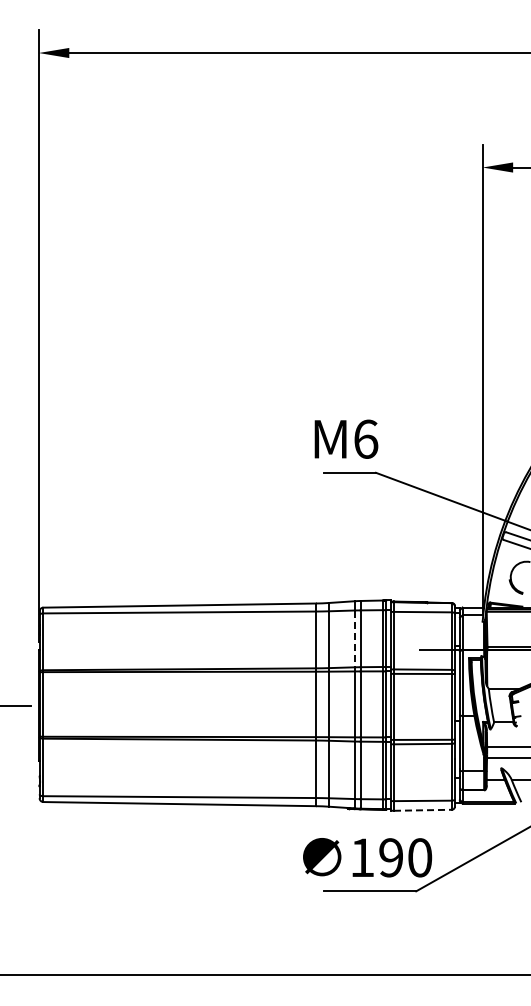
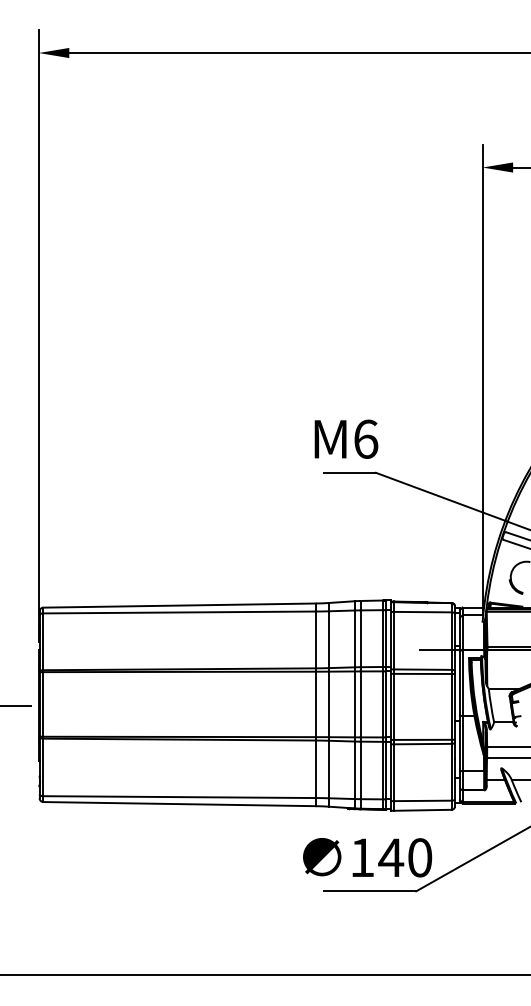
line: dashed -> solid (354, 639)
line: dashed -> solid (422, 810)
text: 190 -> 140 (391, 857)
